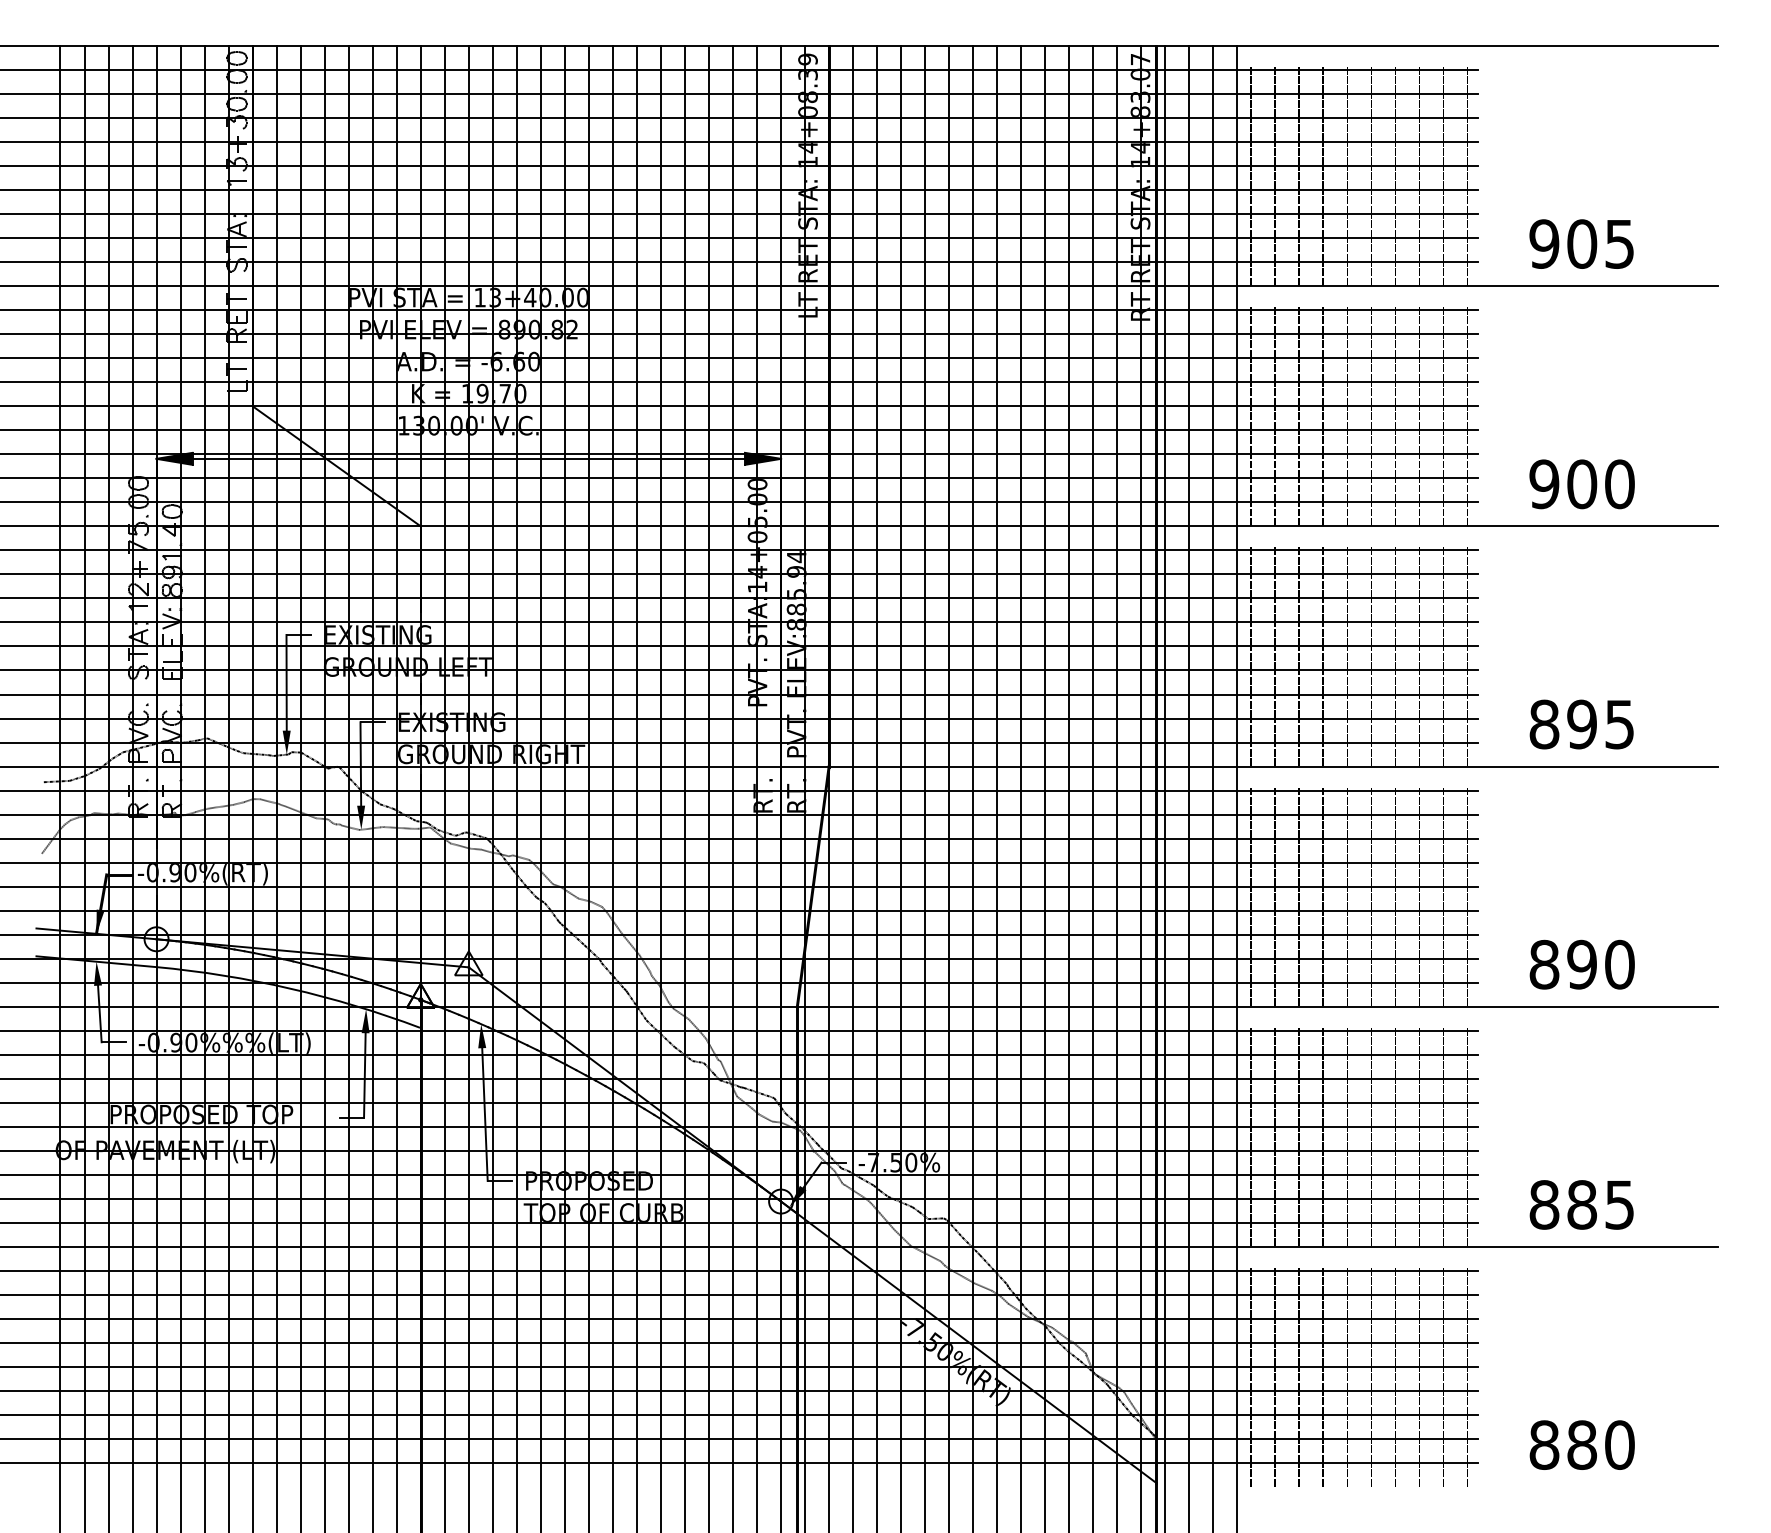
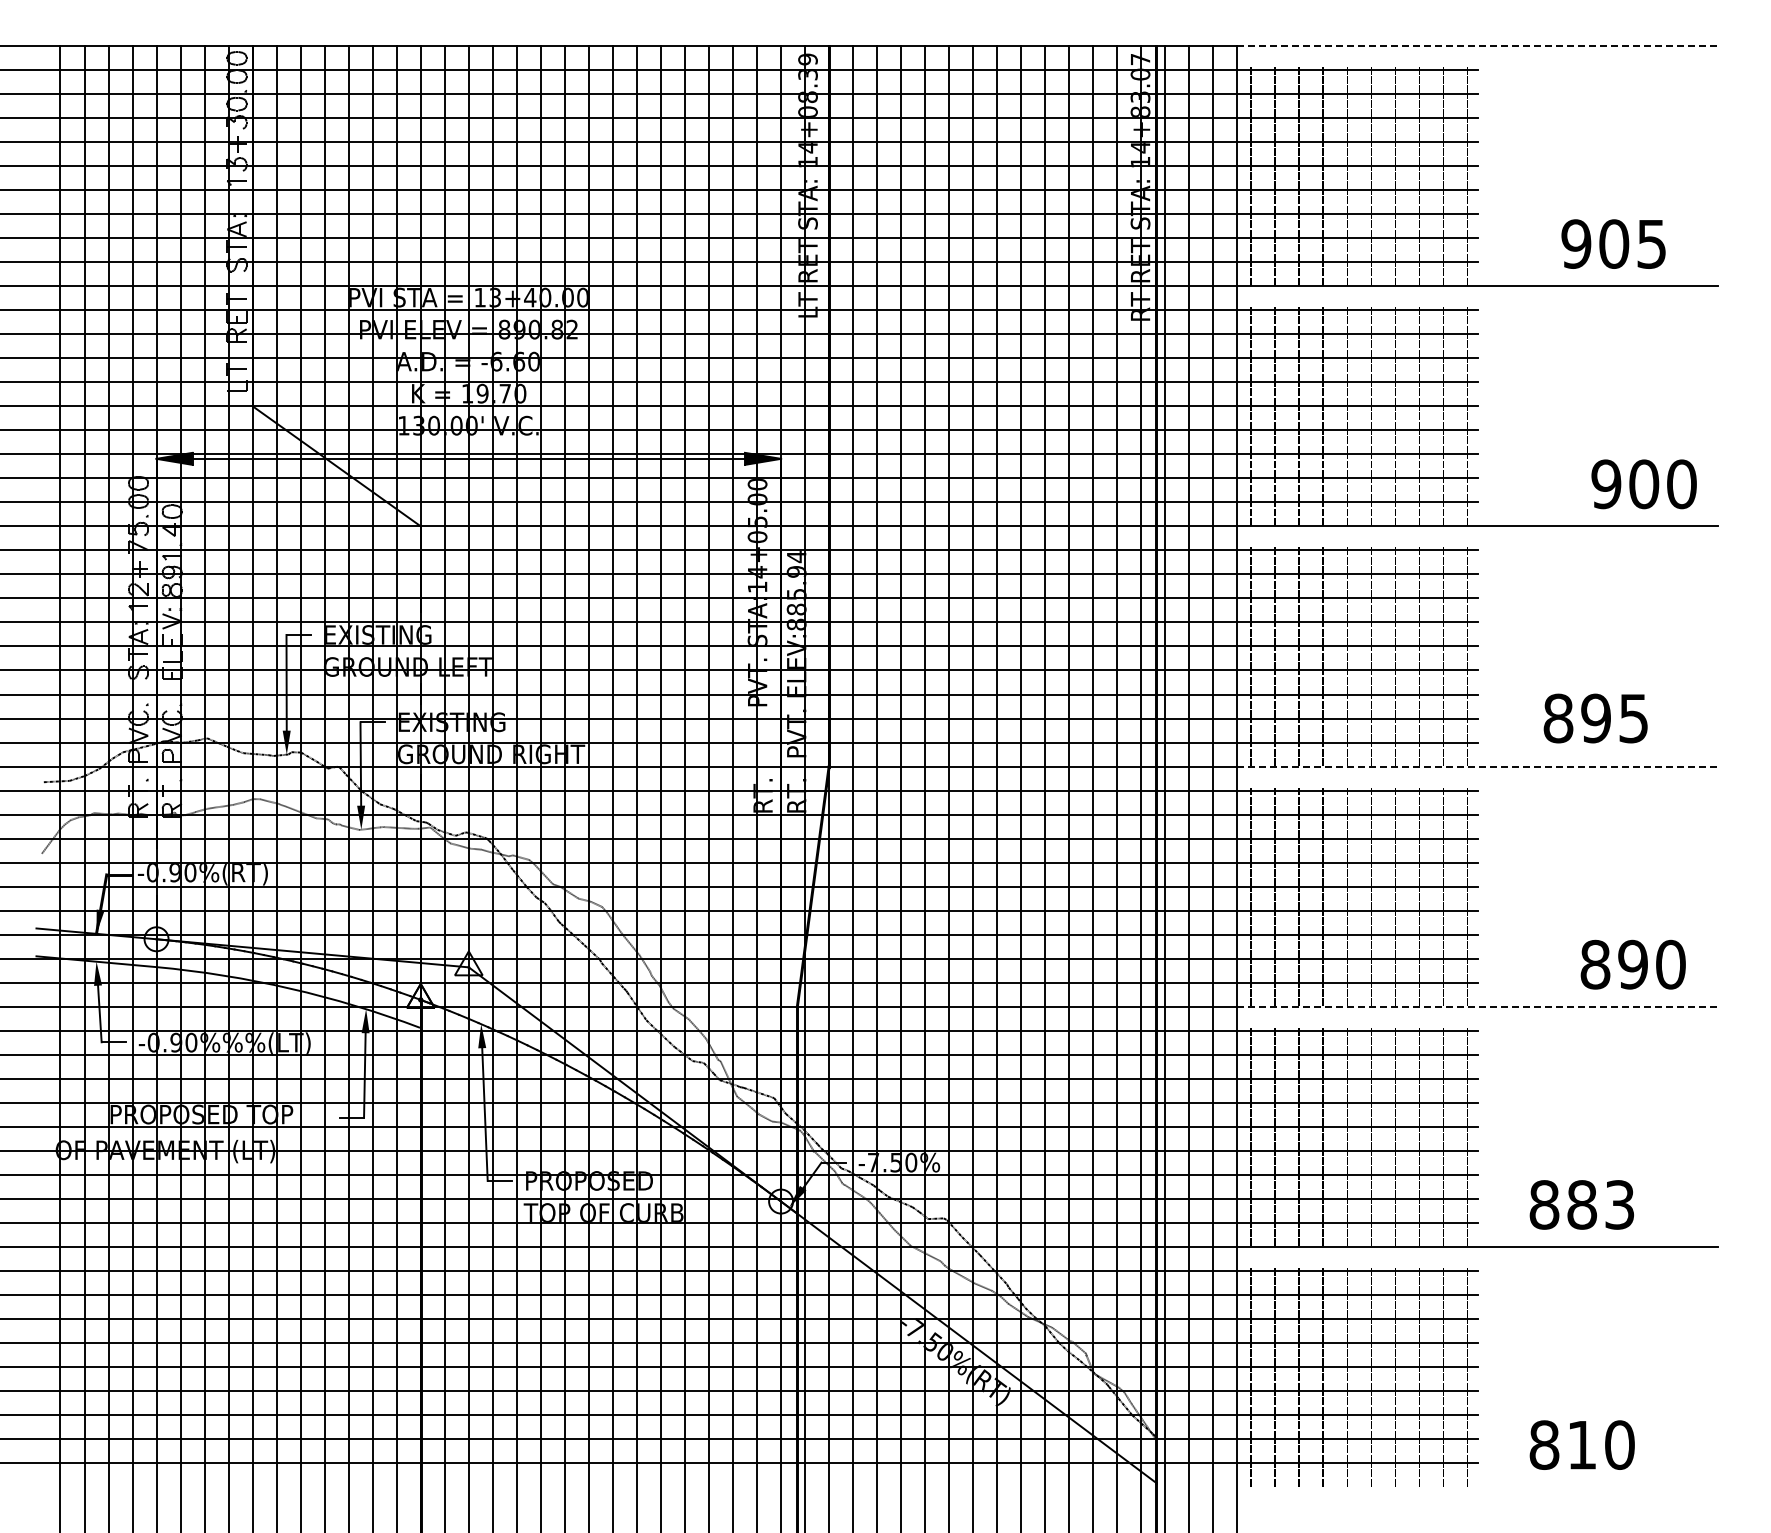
line: solid -> dashed (1478, 45)
text position: (1581, 243) -> (1613, 243) (1613, 243)
text position: (1581, 484) -> (1643, 484) (1643, 484)
text position: (1581, 724) -> (1595, 718) (1595, 718)
line: solid -> dashed (1478, 766)
text position: (1581, 964) -> (1632, 964) (1632, 964)
line: solid -> dashed (1478, 1006)
text: 885 -> 883 (1620, 1204)
text: 880 -> 810 (1582, 1444)
